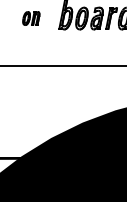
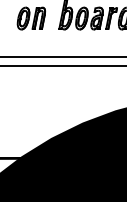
part size: 19x15 px -> 30x25 px (30, 18)
line: none -> present (62, 57)
